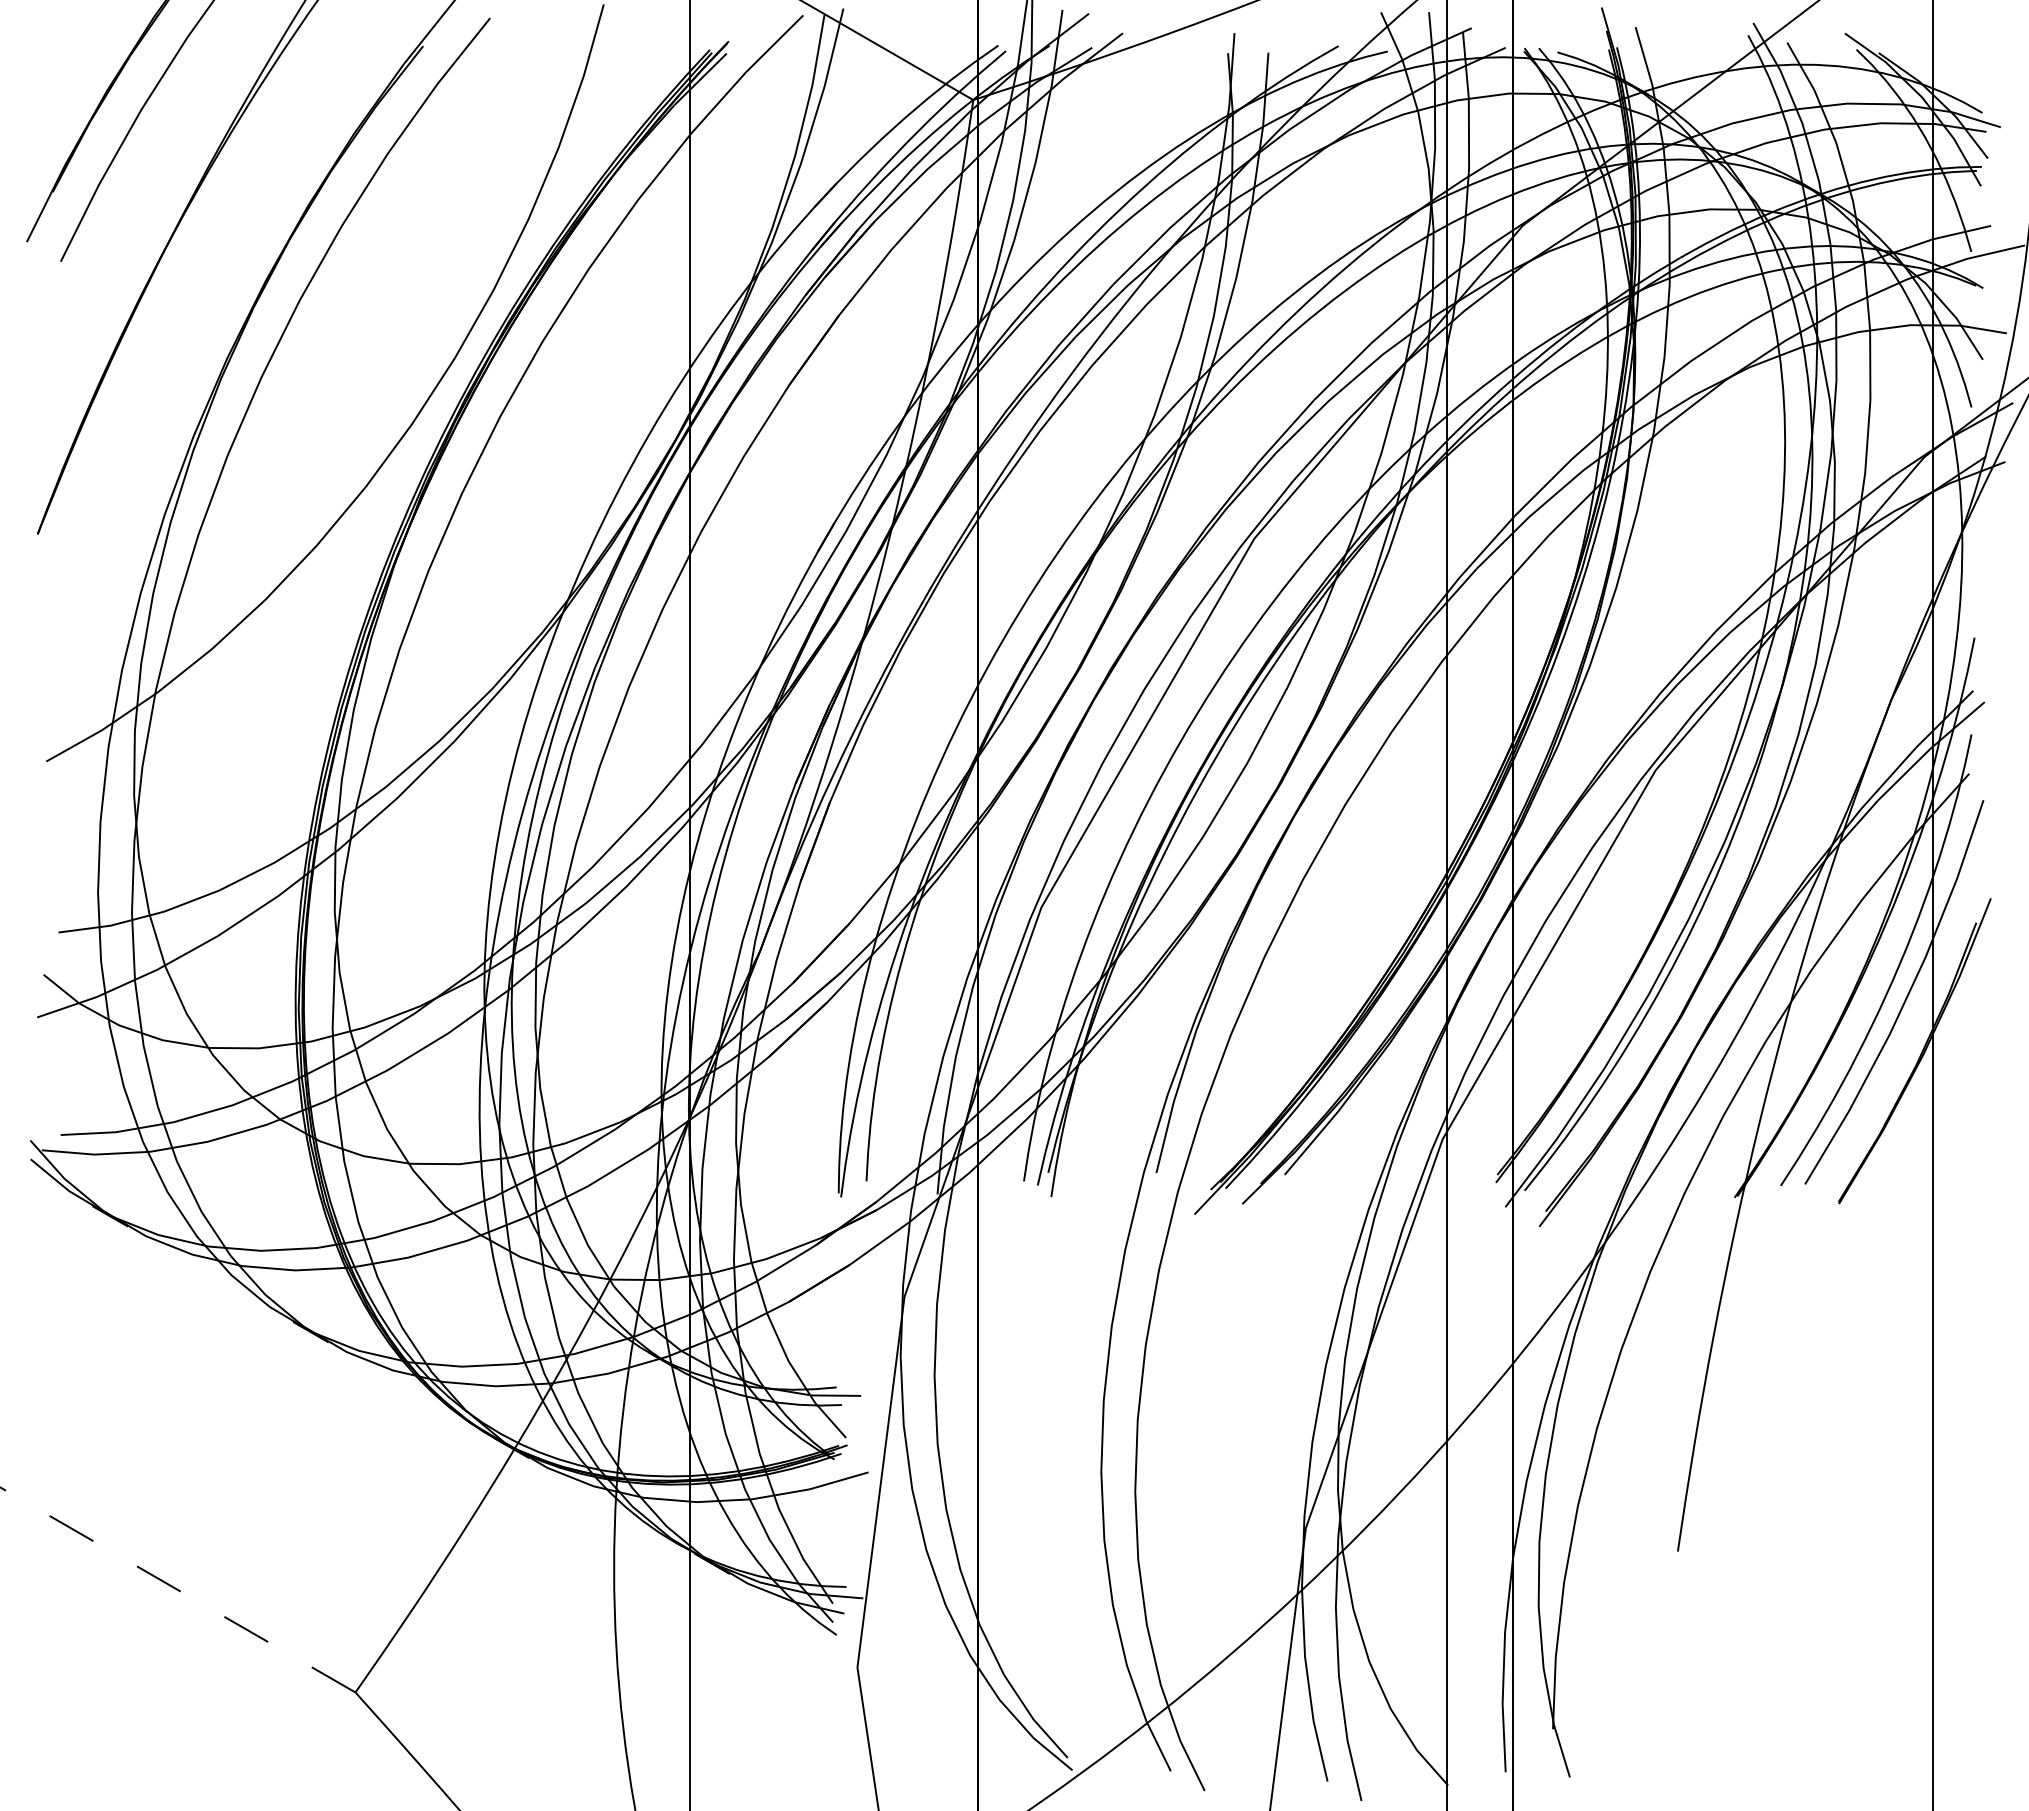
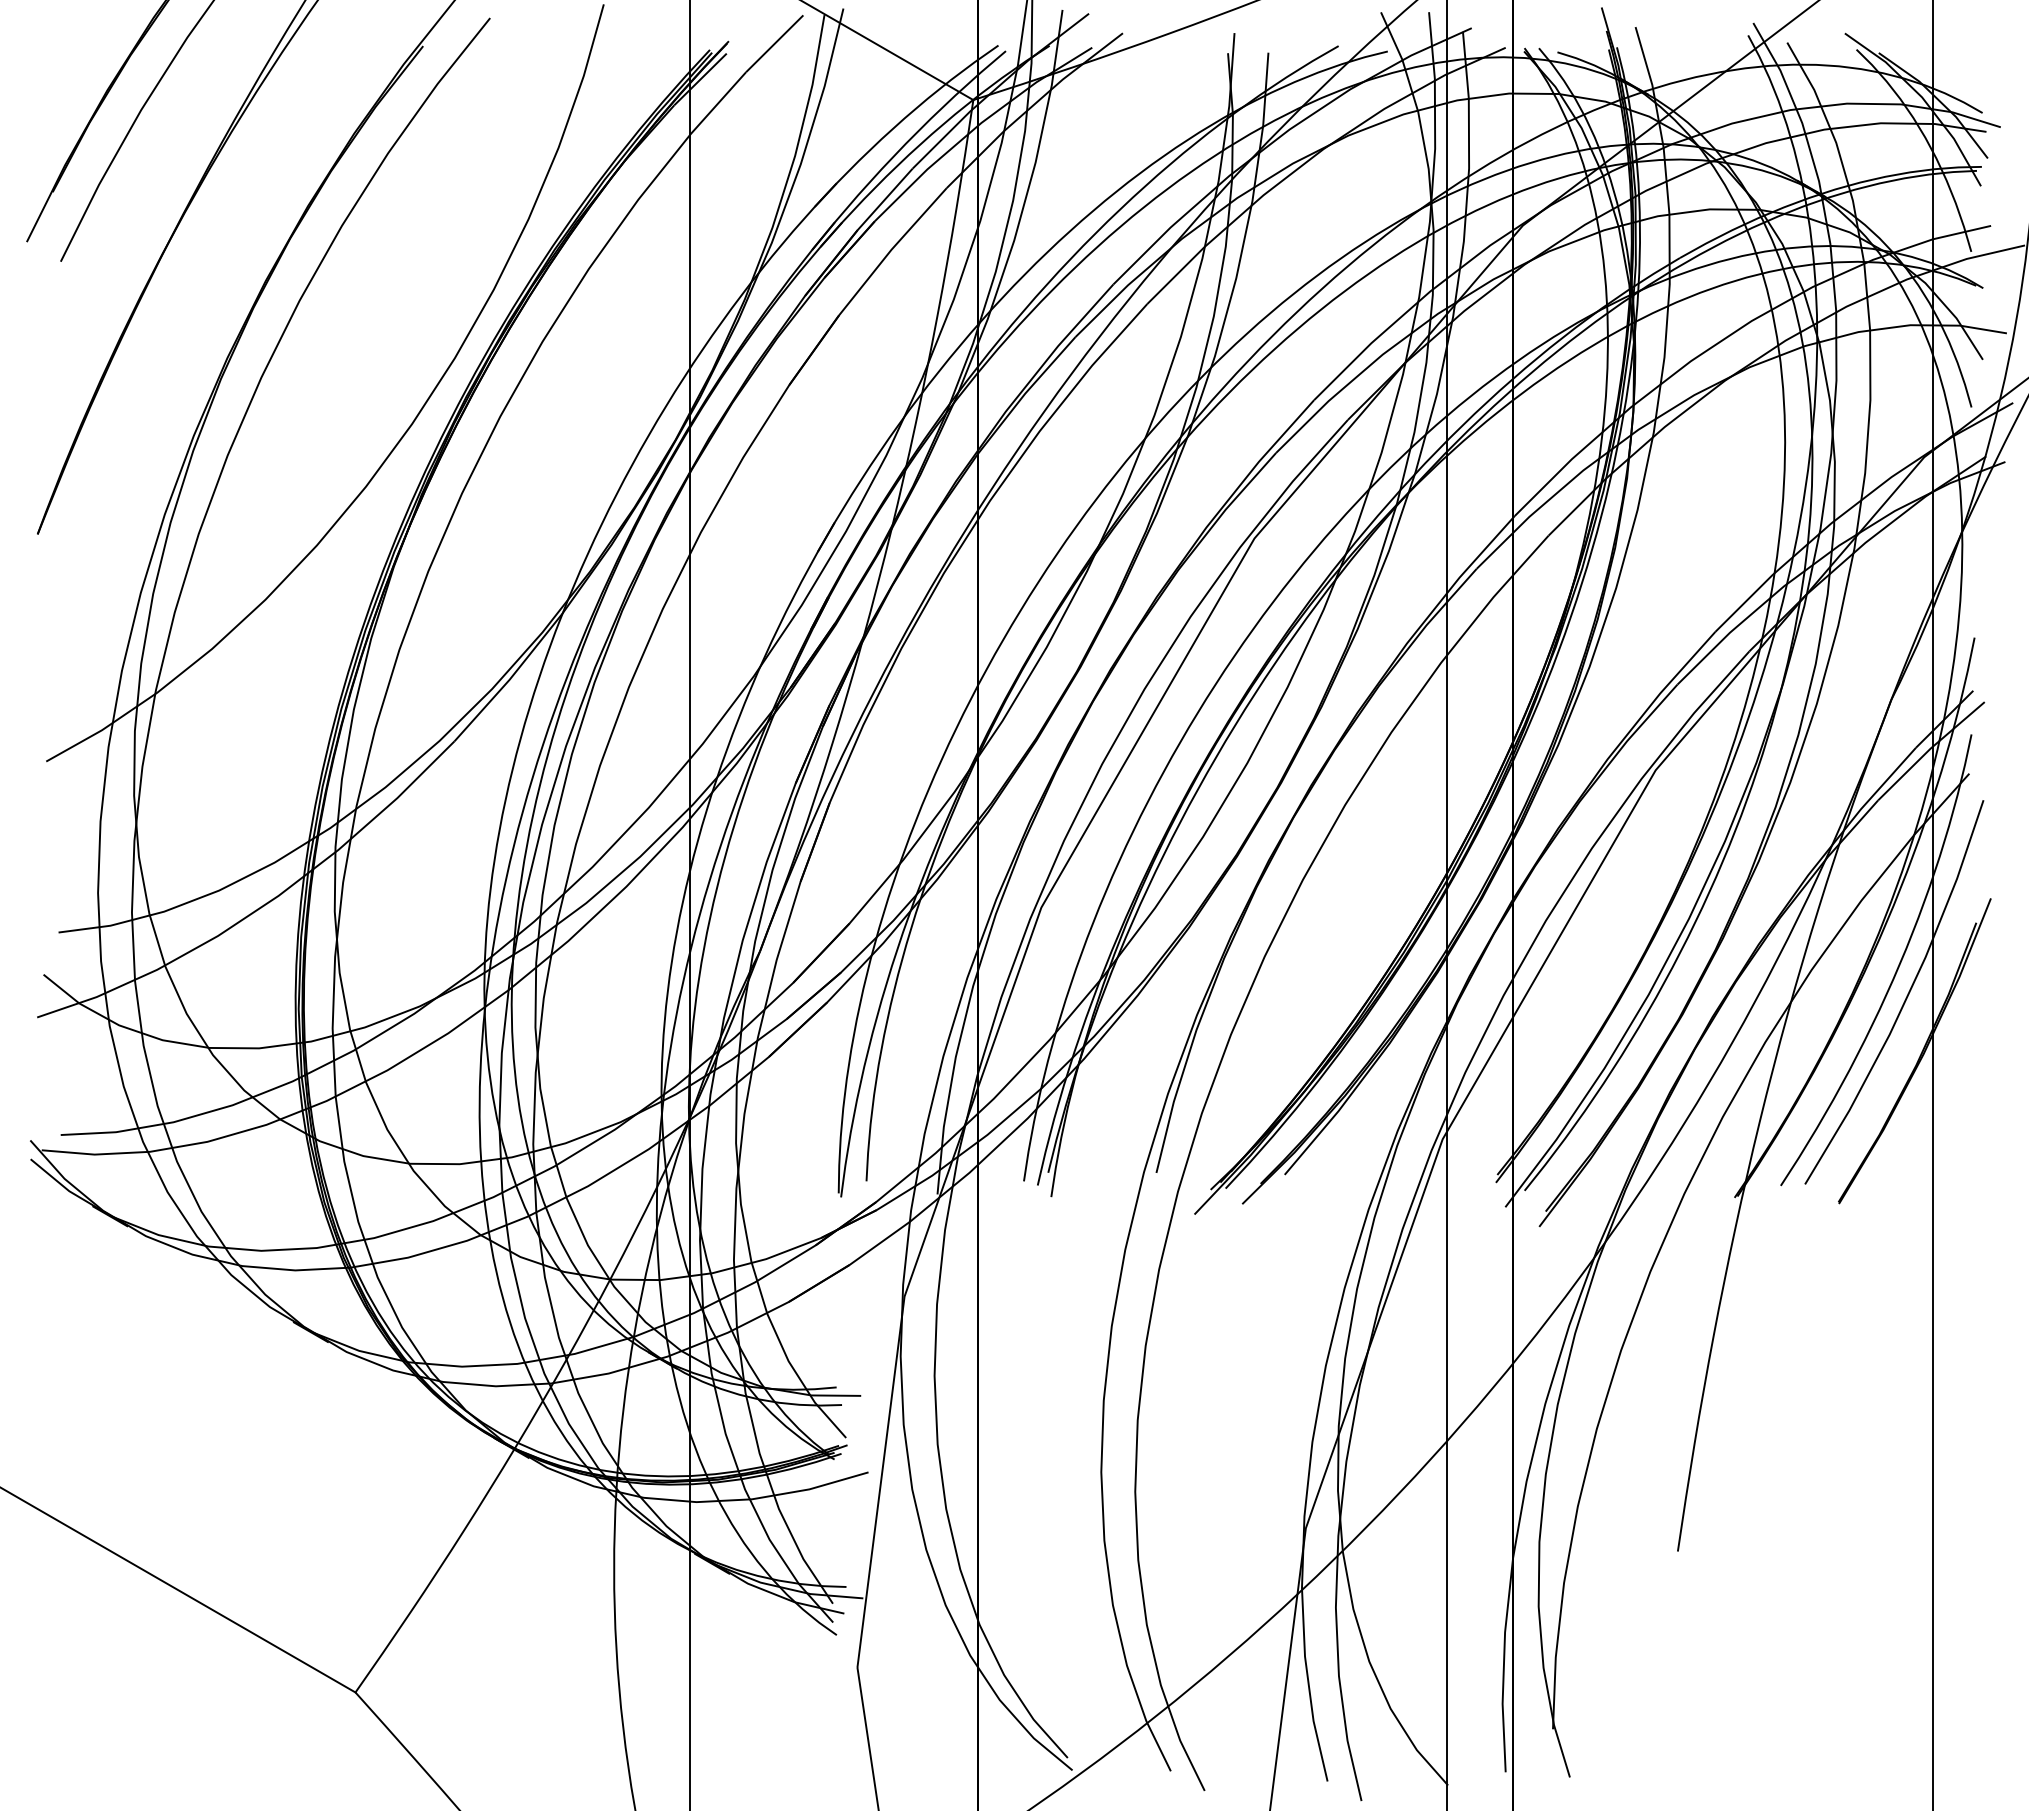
line: dashed -> solid (178, 1590)
